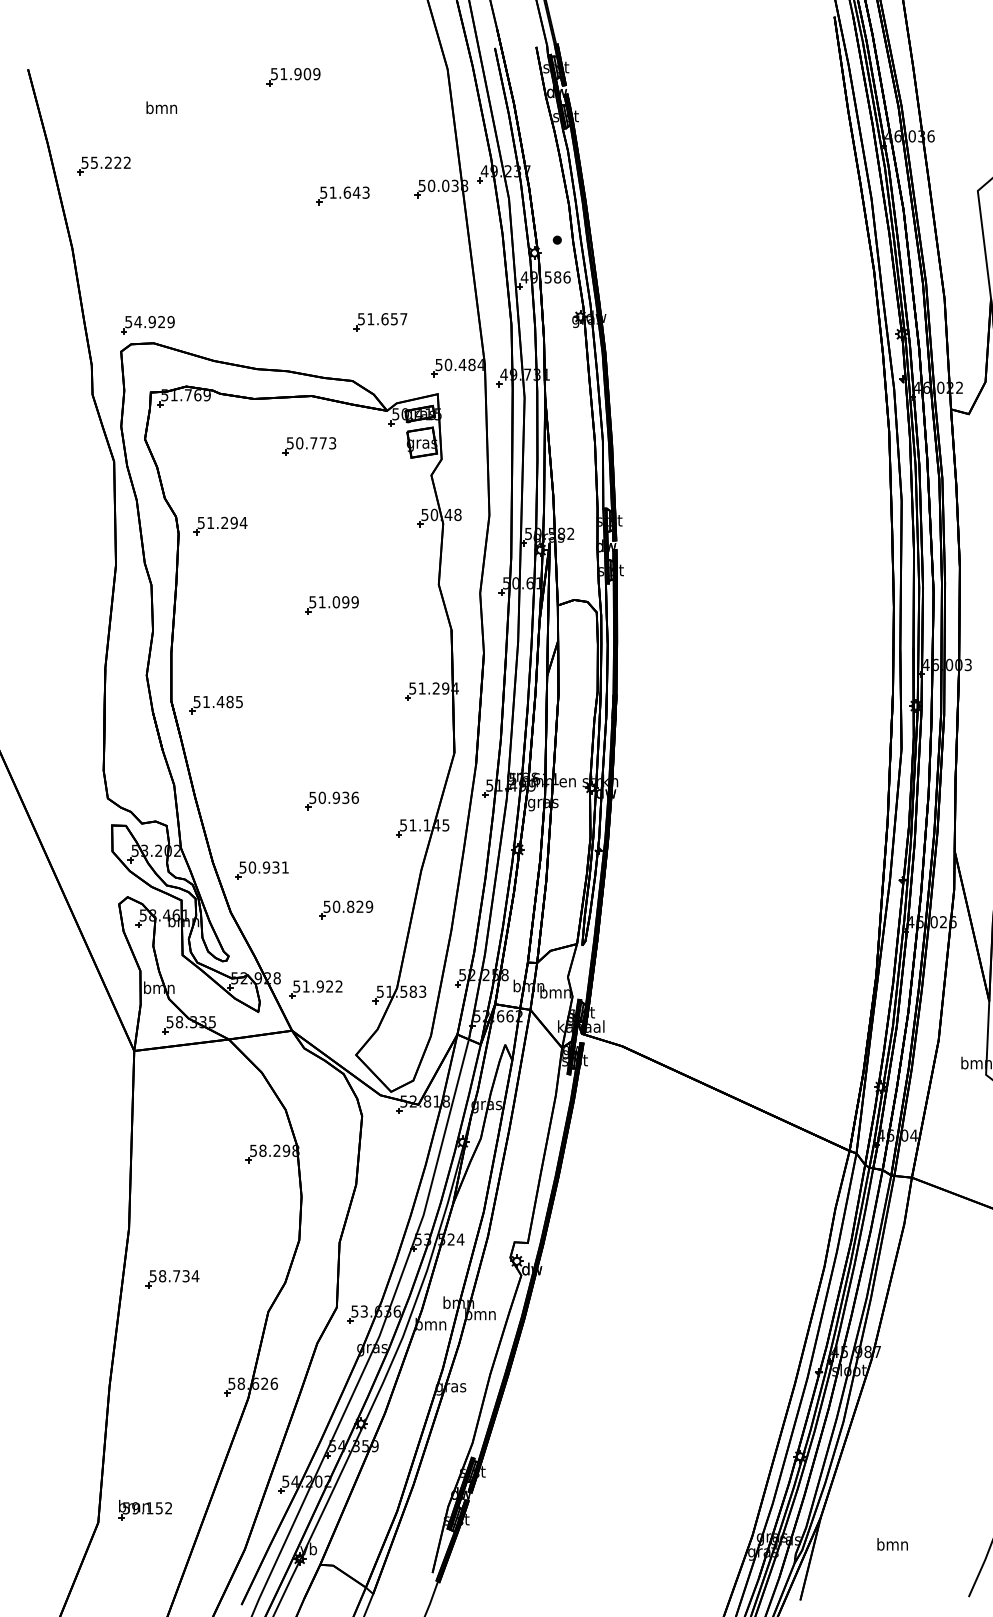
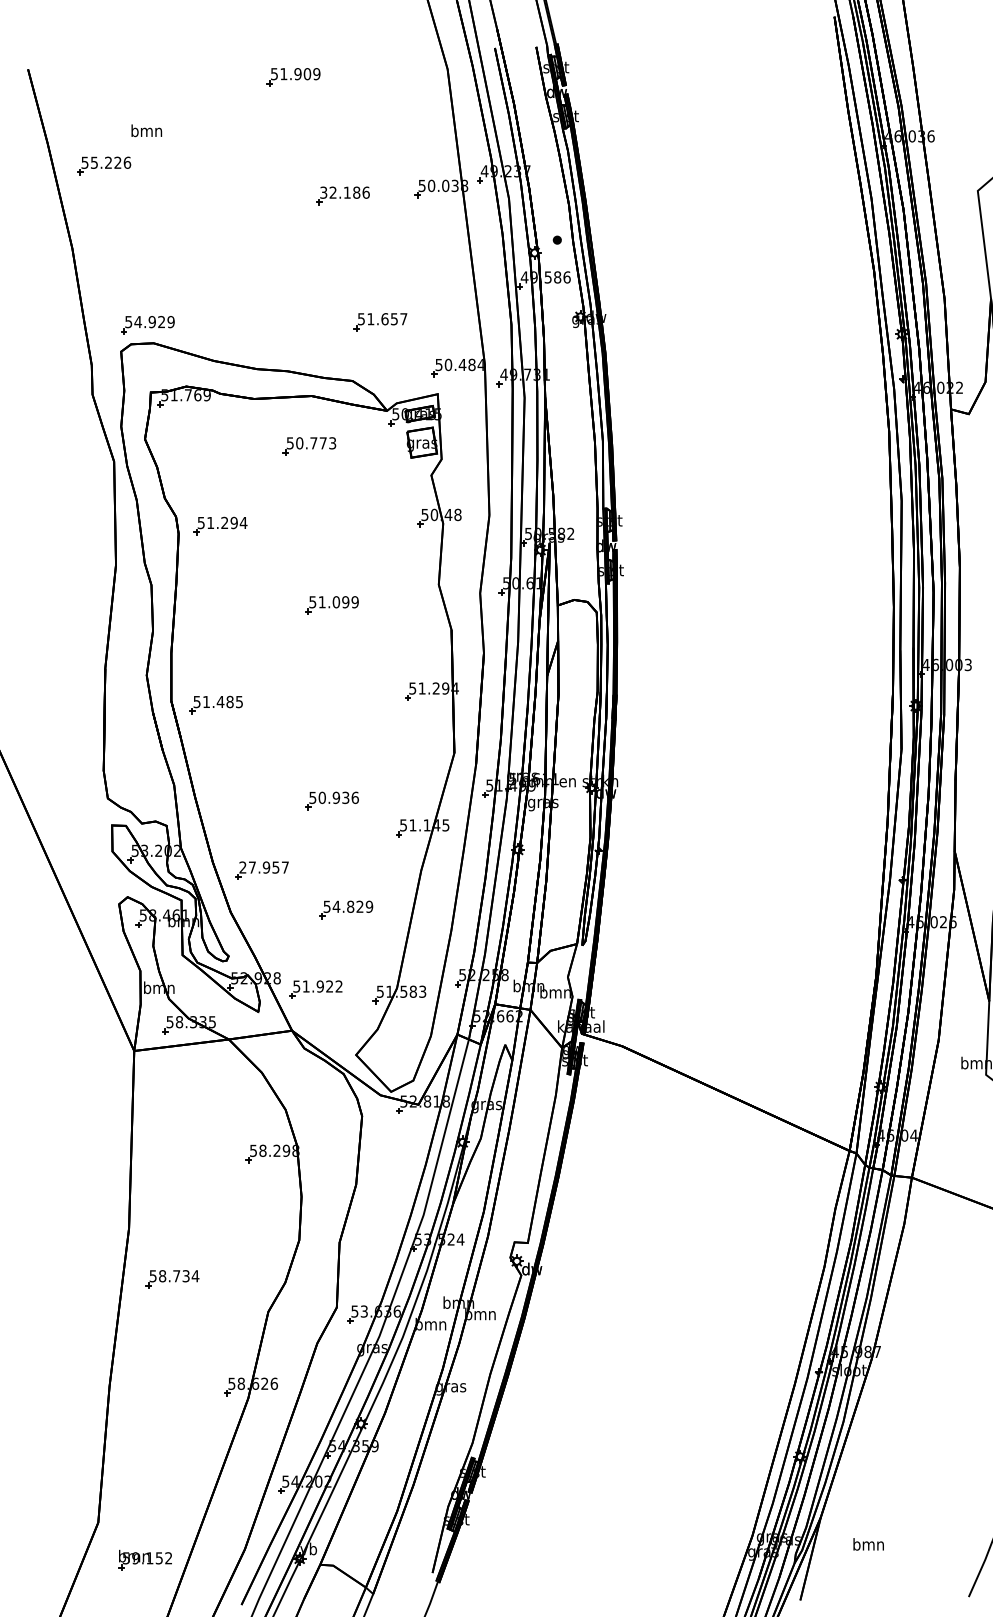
text position: (161, 107) -> (146, 130) (146, 130)
text: 55.222 -> 55.226 (127, 162)
text: 51.643 -> 32.186 (344, 192)
text: 50.931 -> 27.957 (263, 867)
text: 50.829 -> 54.829 (336, 906)
part position: (144, 1509) -> (144, 1559) (144, 1559)
text position: (892, 1544) -> (868, 1544) (868, 1544)
